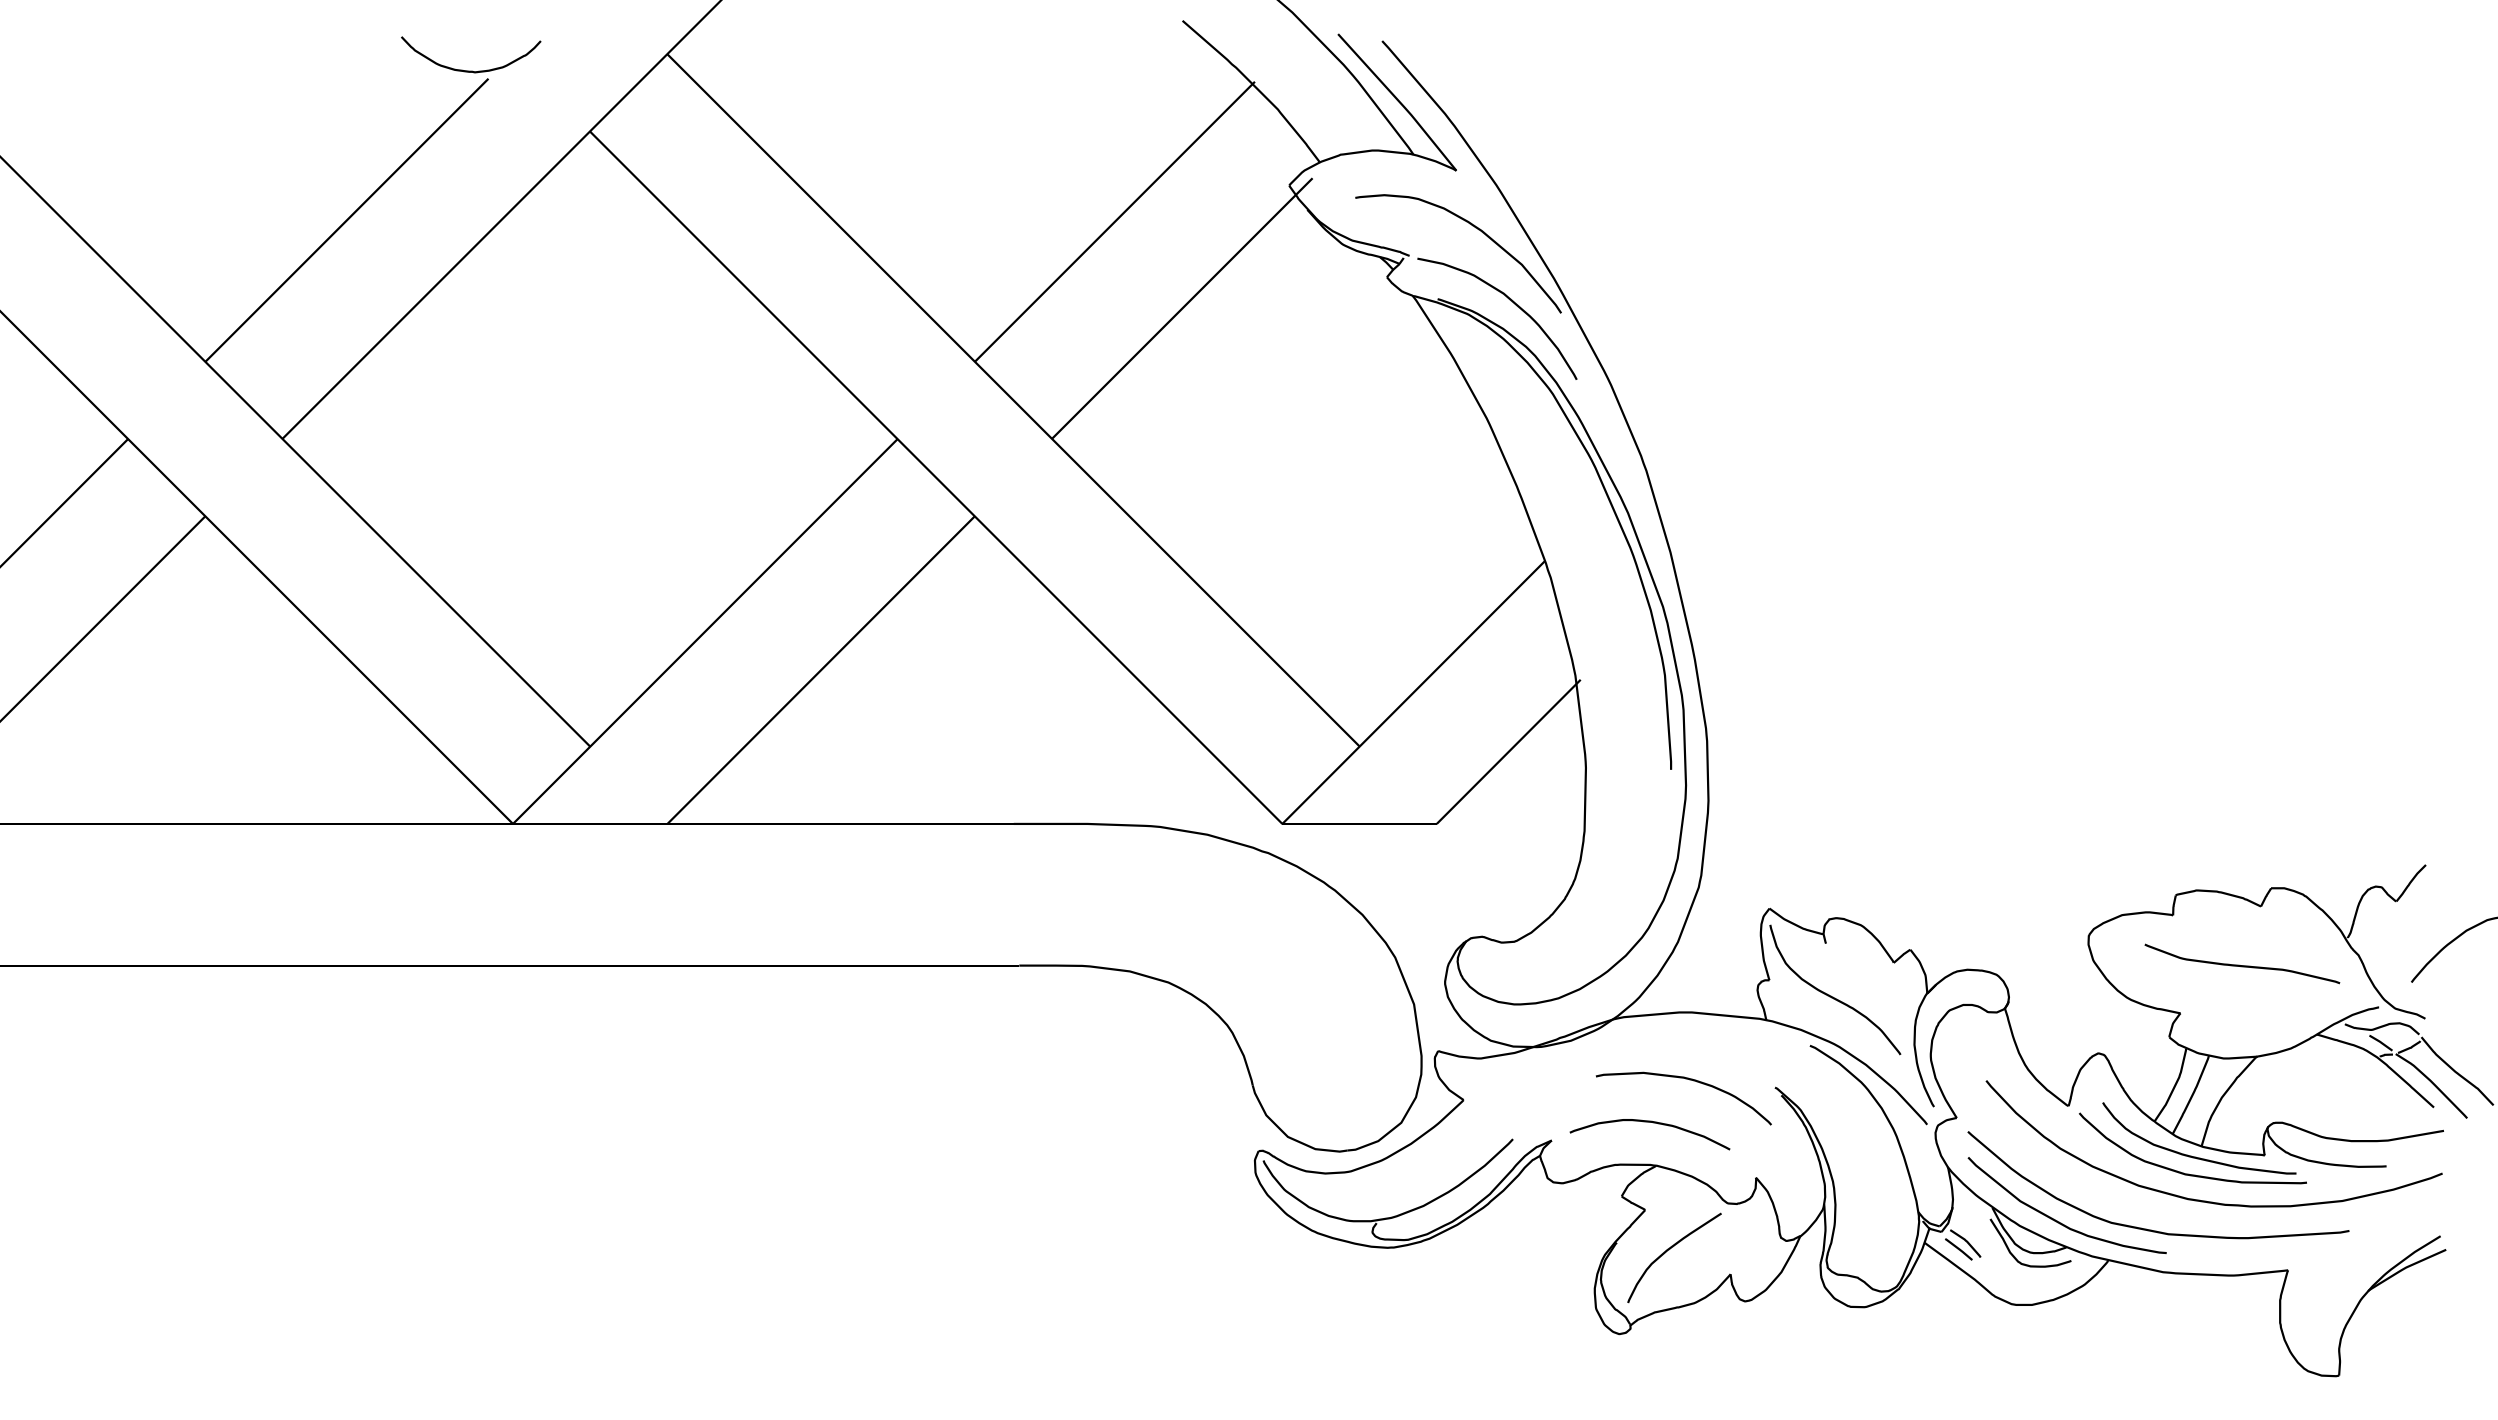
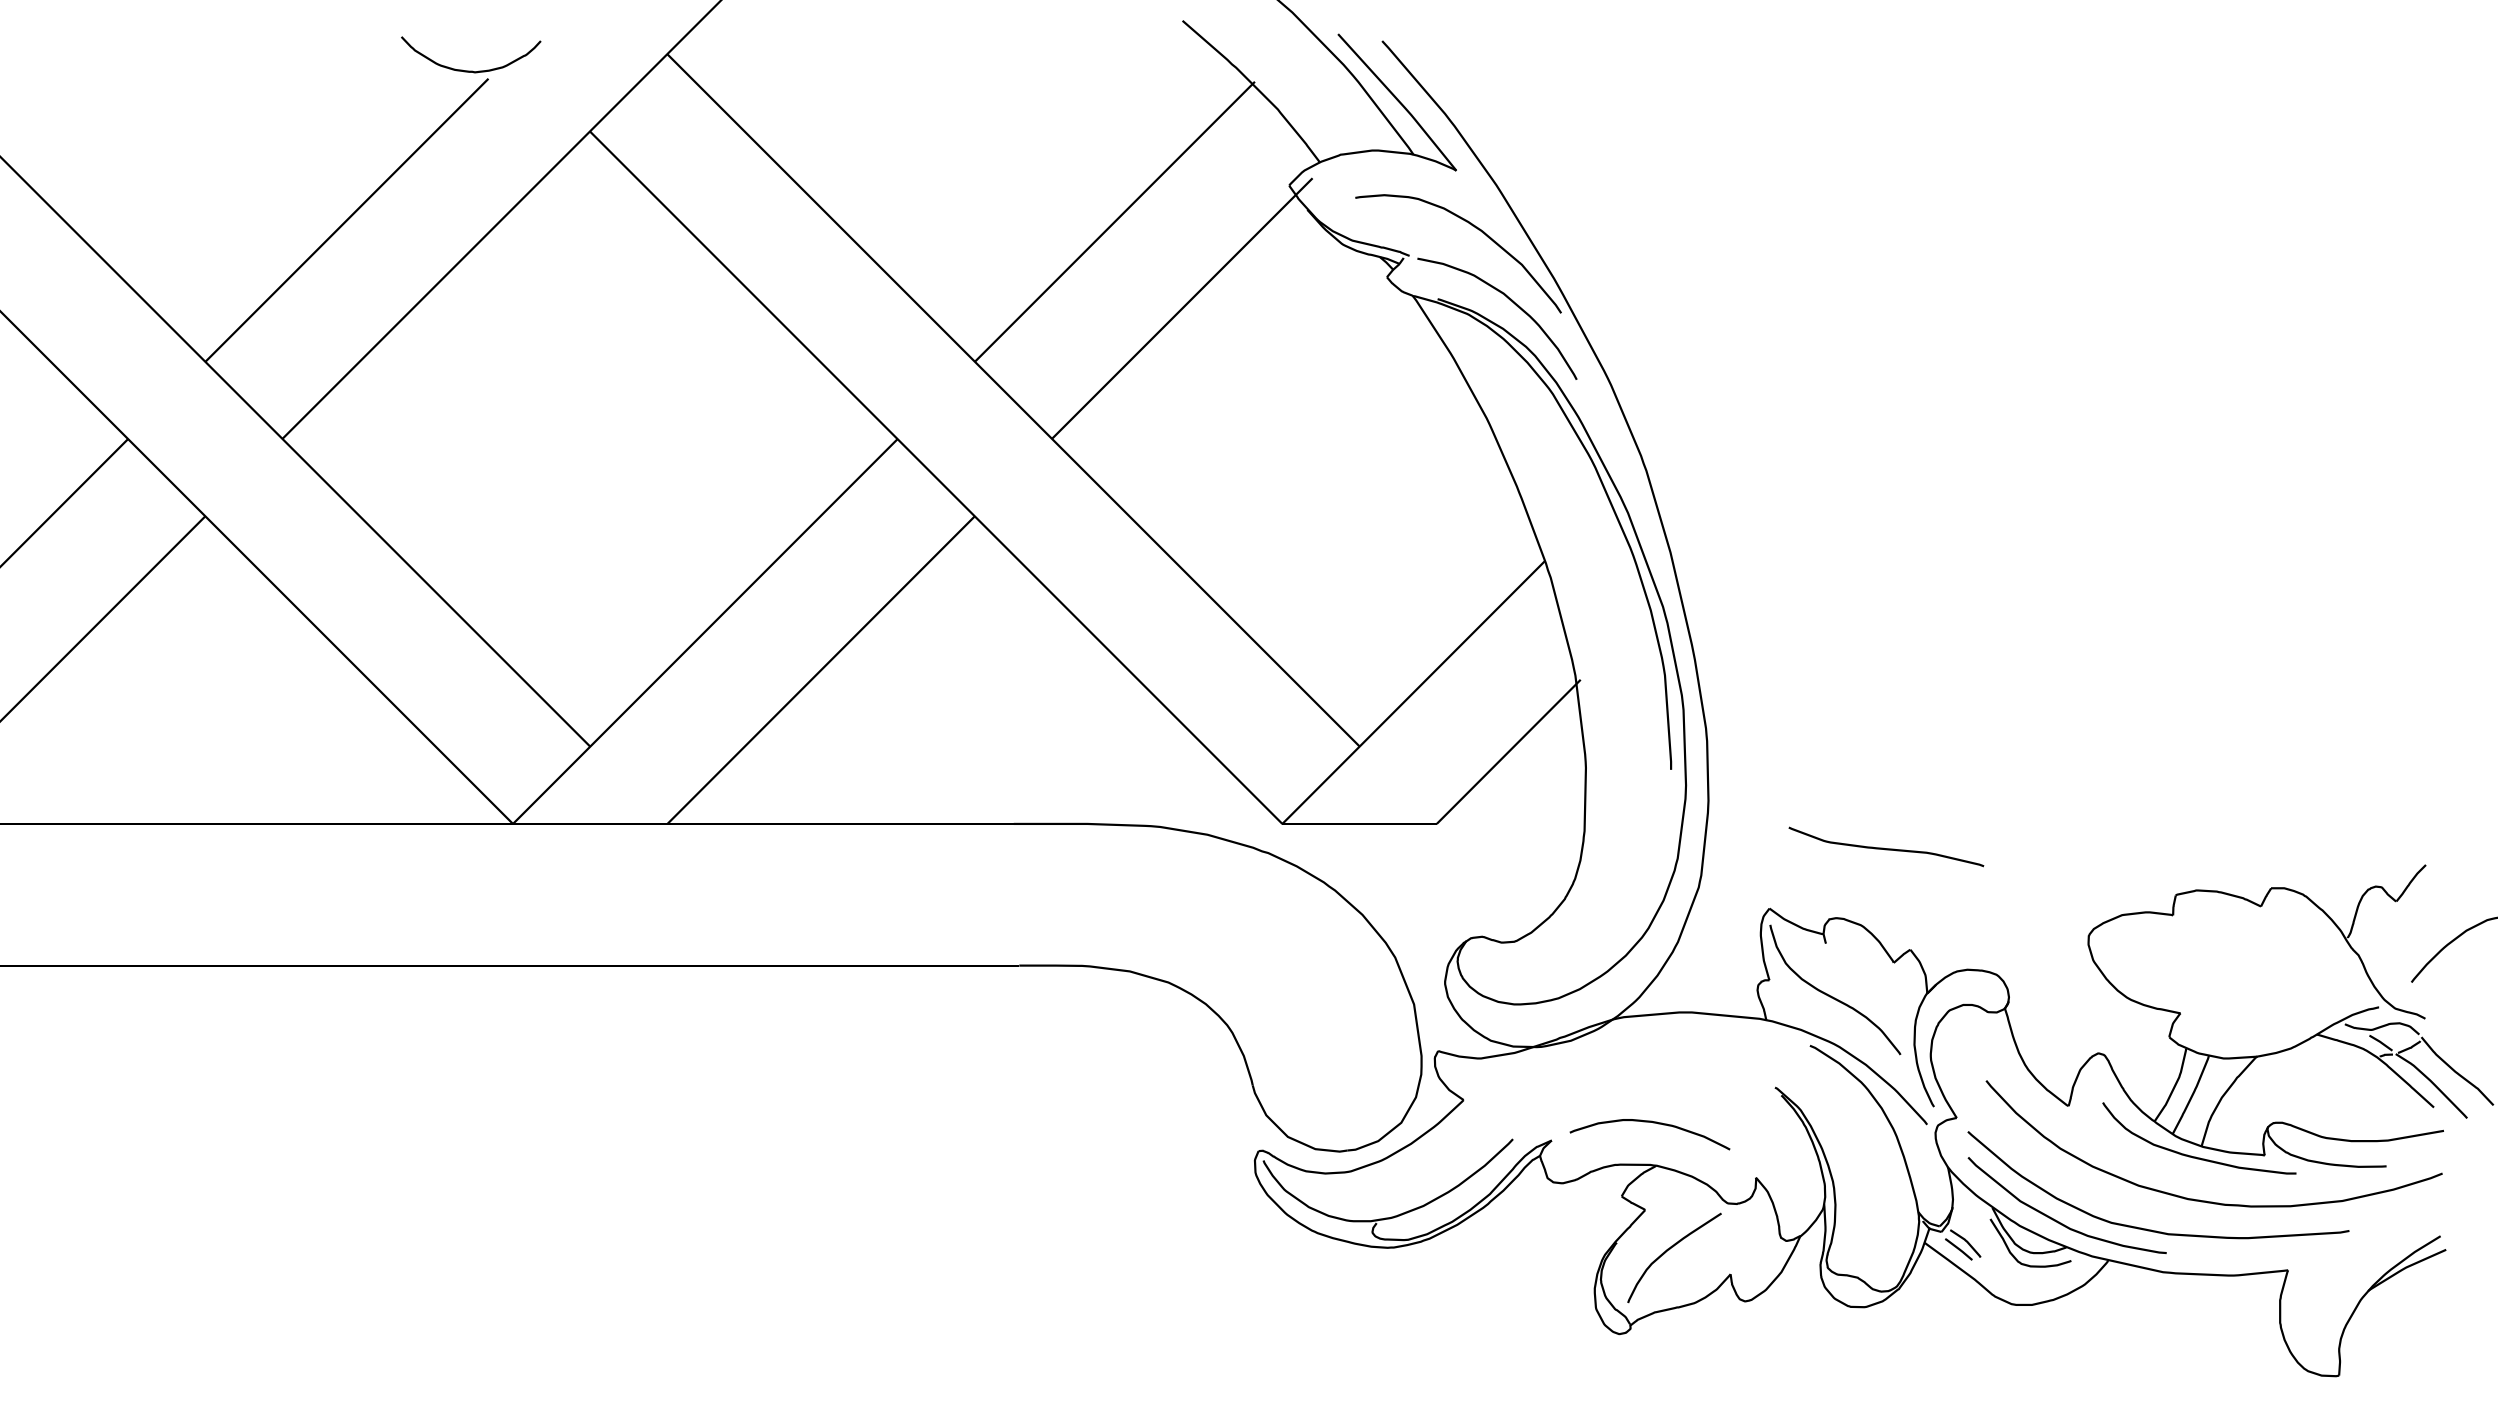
curve position: (2242, 965) -> (1886, 848) (1886, 848)
curve: present -> none (1689, 1080)
curve: present -> none (2188, 1173)
